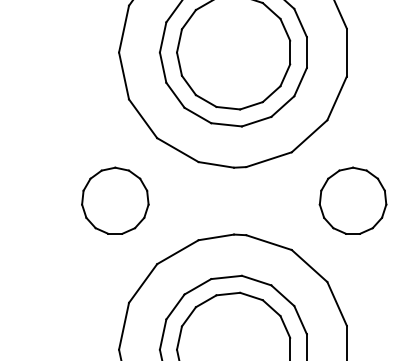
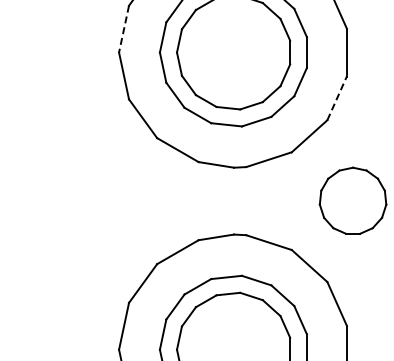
line: solid -> dashed (124, 29)
line: solid -> dashed (337, 98)
part: present -> none (115, 200)
